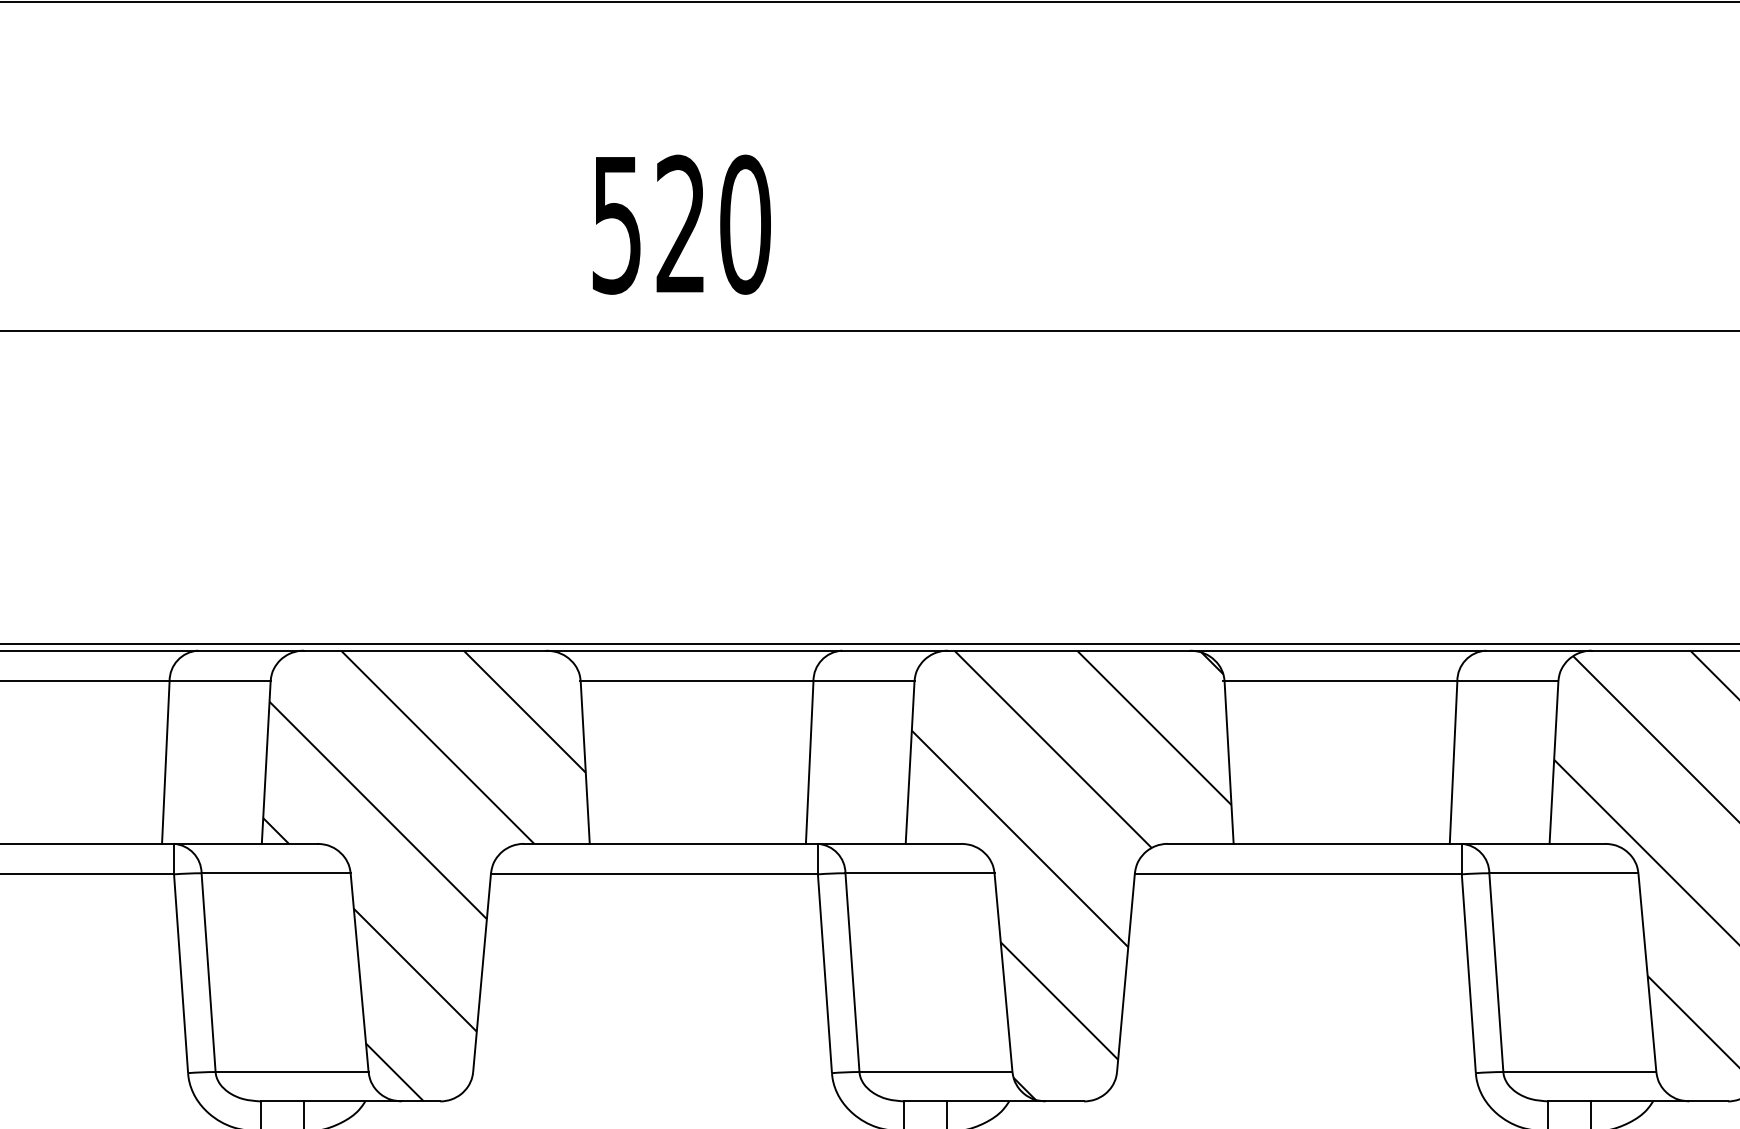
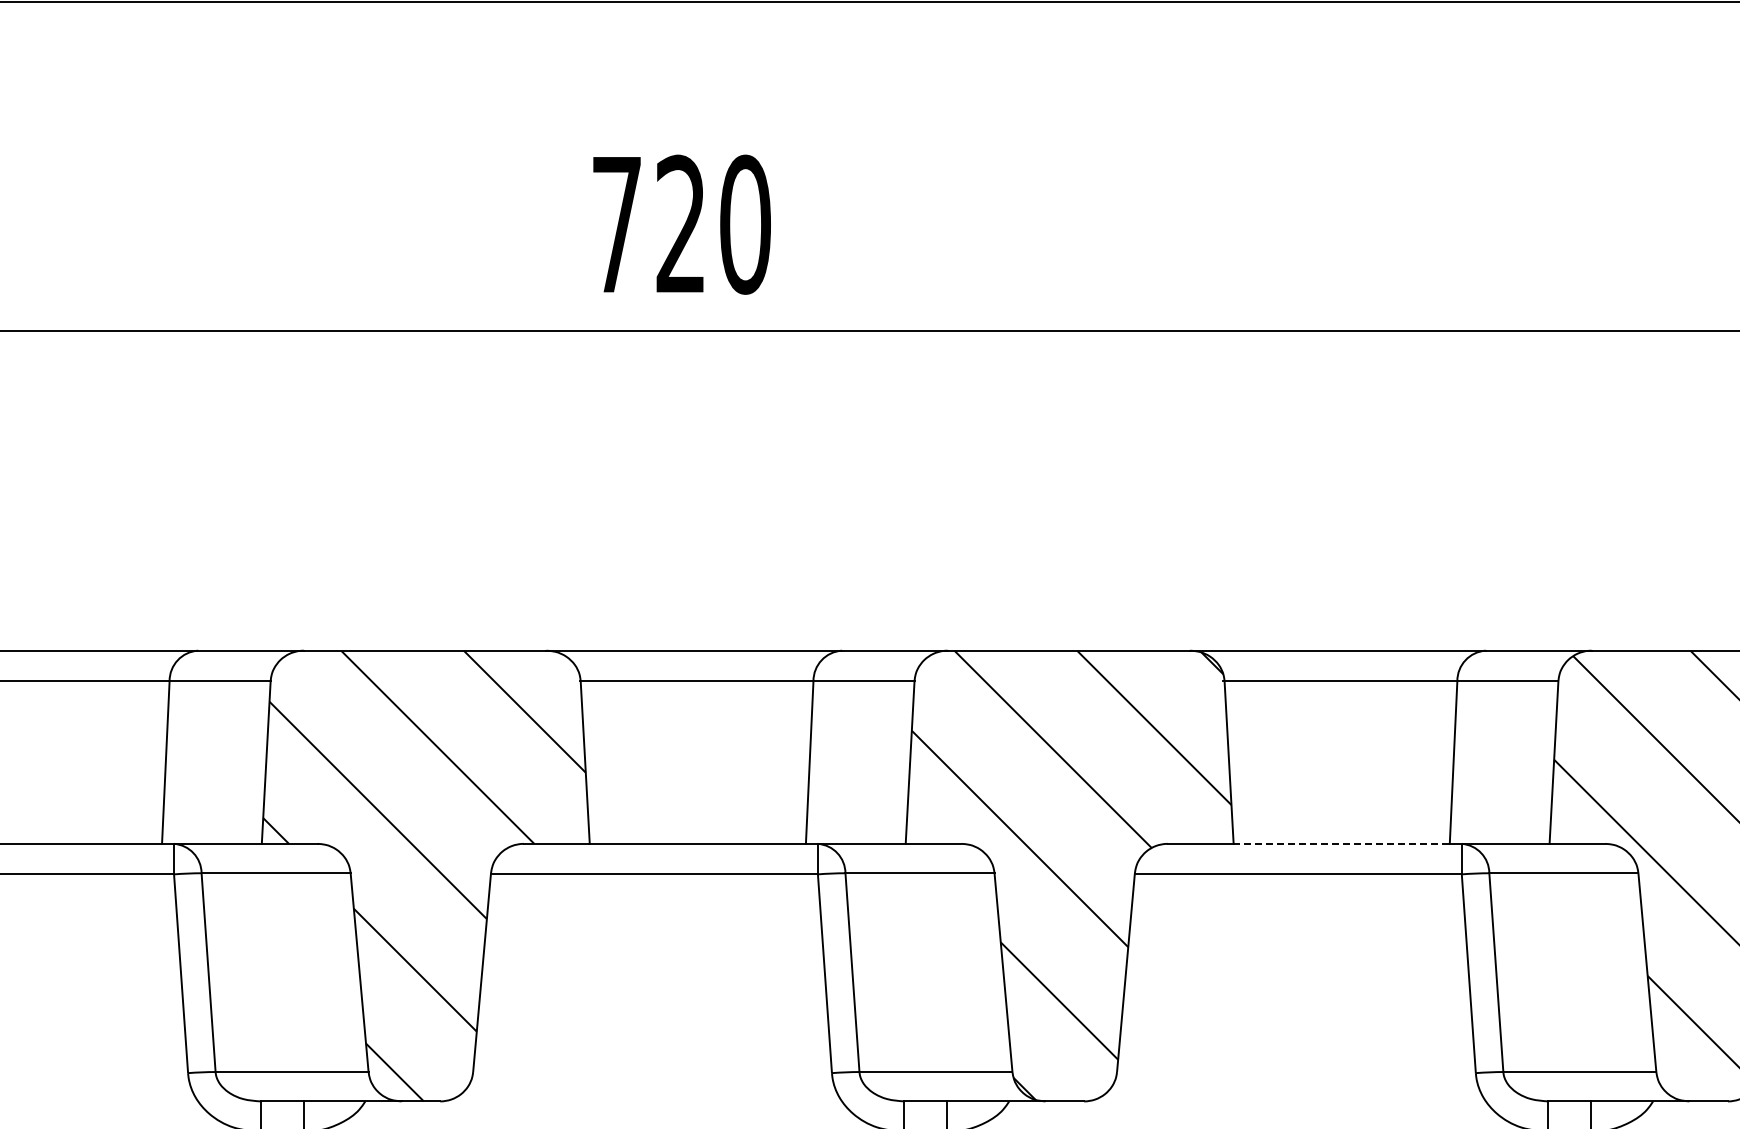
text: 520 -> 720 (616, 225)
line: present -> none (869, 644)
line: solid -> dashed (1341, 843)
